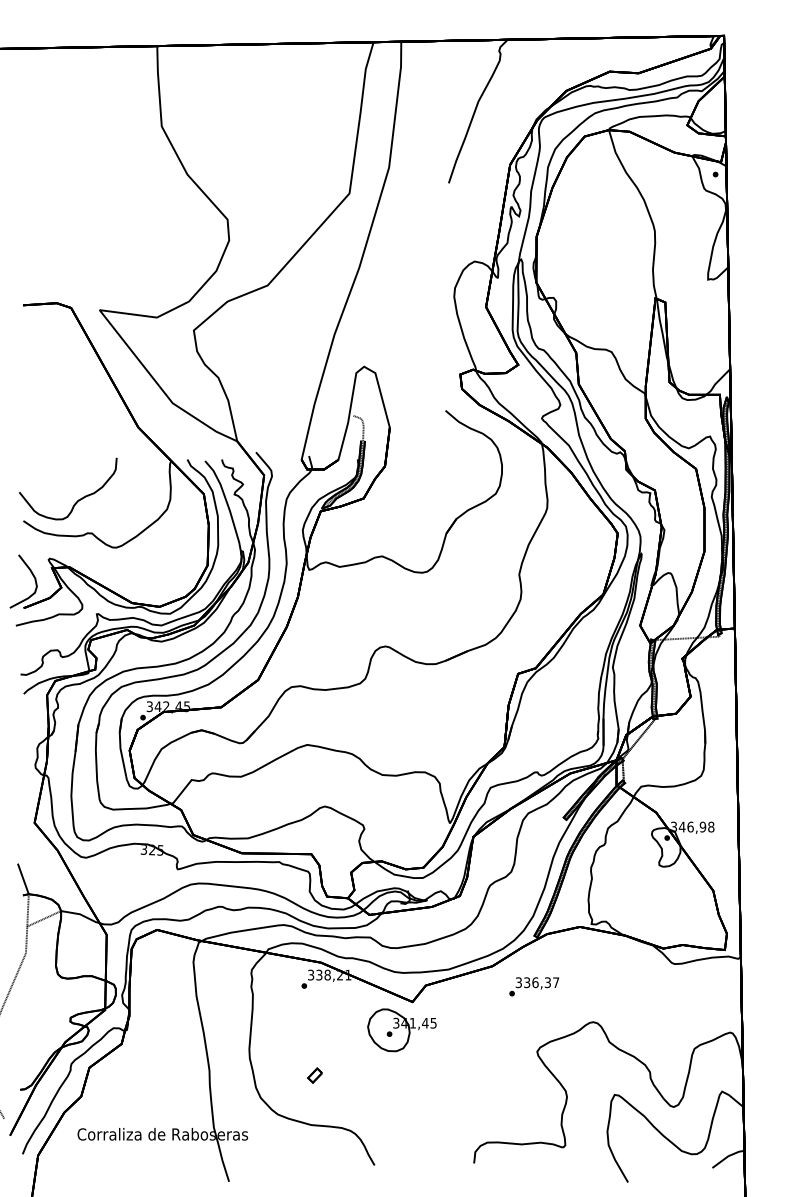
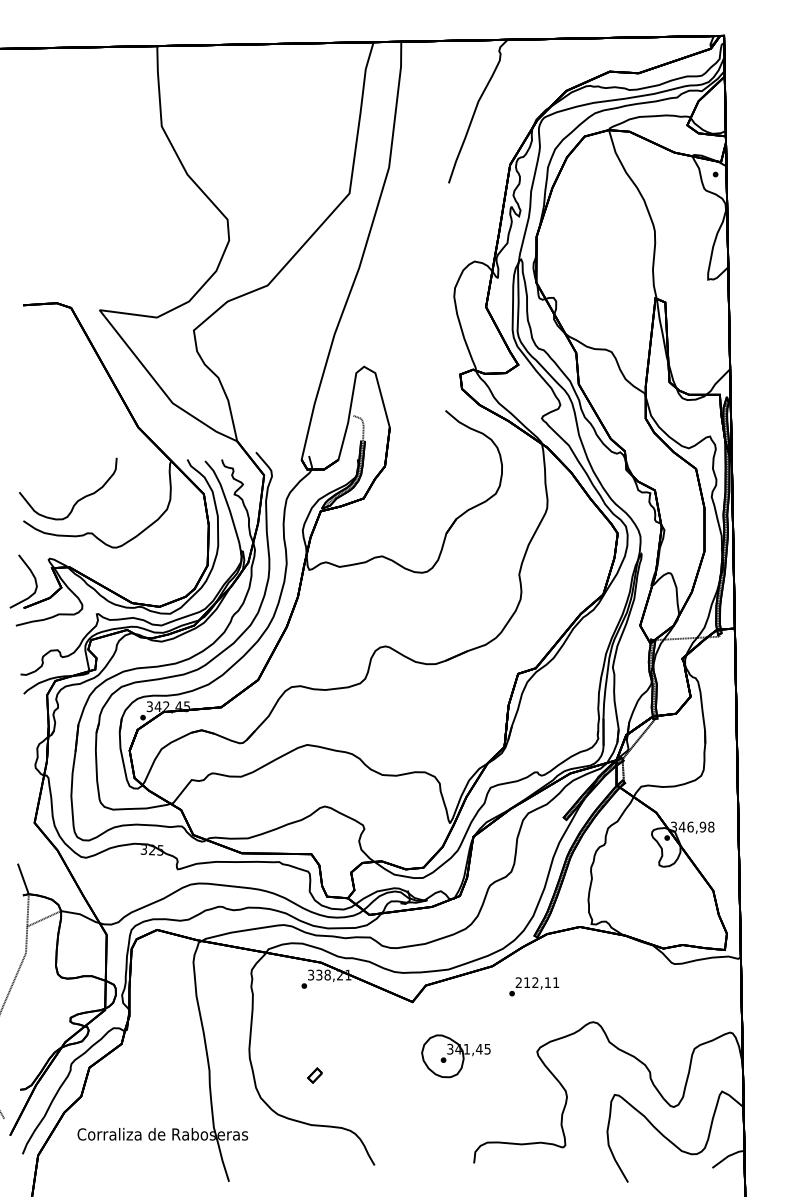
text: 336,37 -> 212,11 (537, 982)
part position: (401, 1030) -> (455, 1056) (455, 1056)
